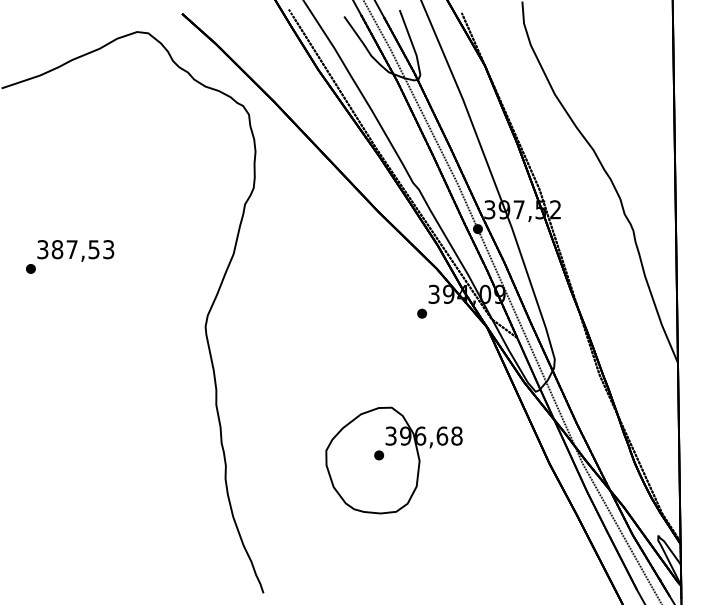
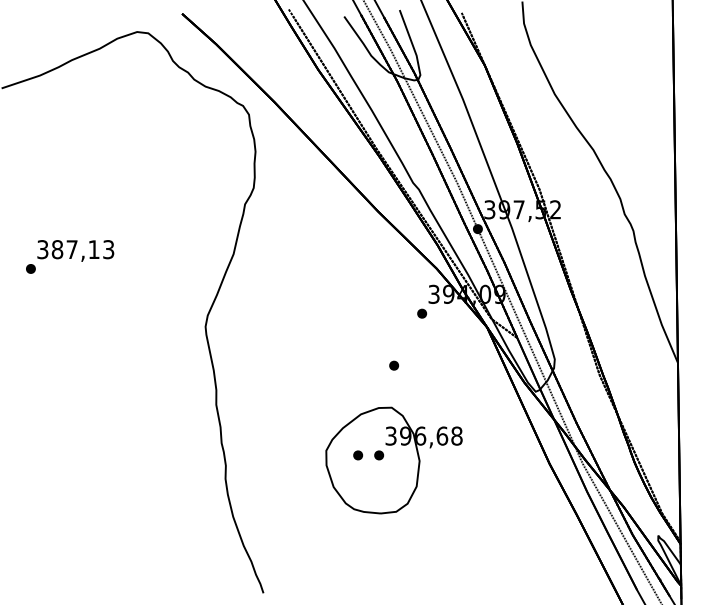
text: 387,53 -> 387,13 (93, 249)
part: none -> present (394, 365)
part: none -> present (358, 455)
